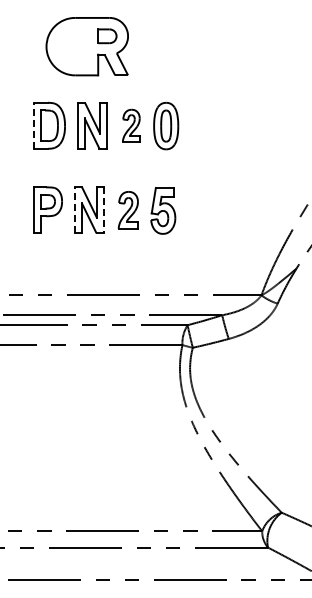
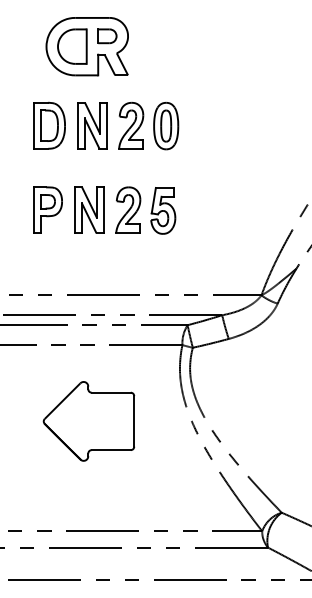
part: none -> present (72, 46)
line: dashed -> solid (34, 125)
part size: 19x35 px -> 27x48 px (131, 125)
line: dashed -> solid (74, 210)
line: dashed -> solid (104, 210)
part size: 22x39 px -> 27x48 px (128, 209)
part: none -> present (88, 421)
